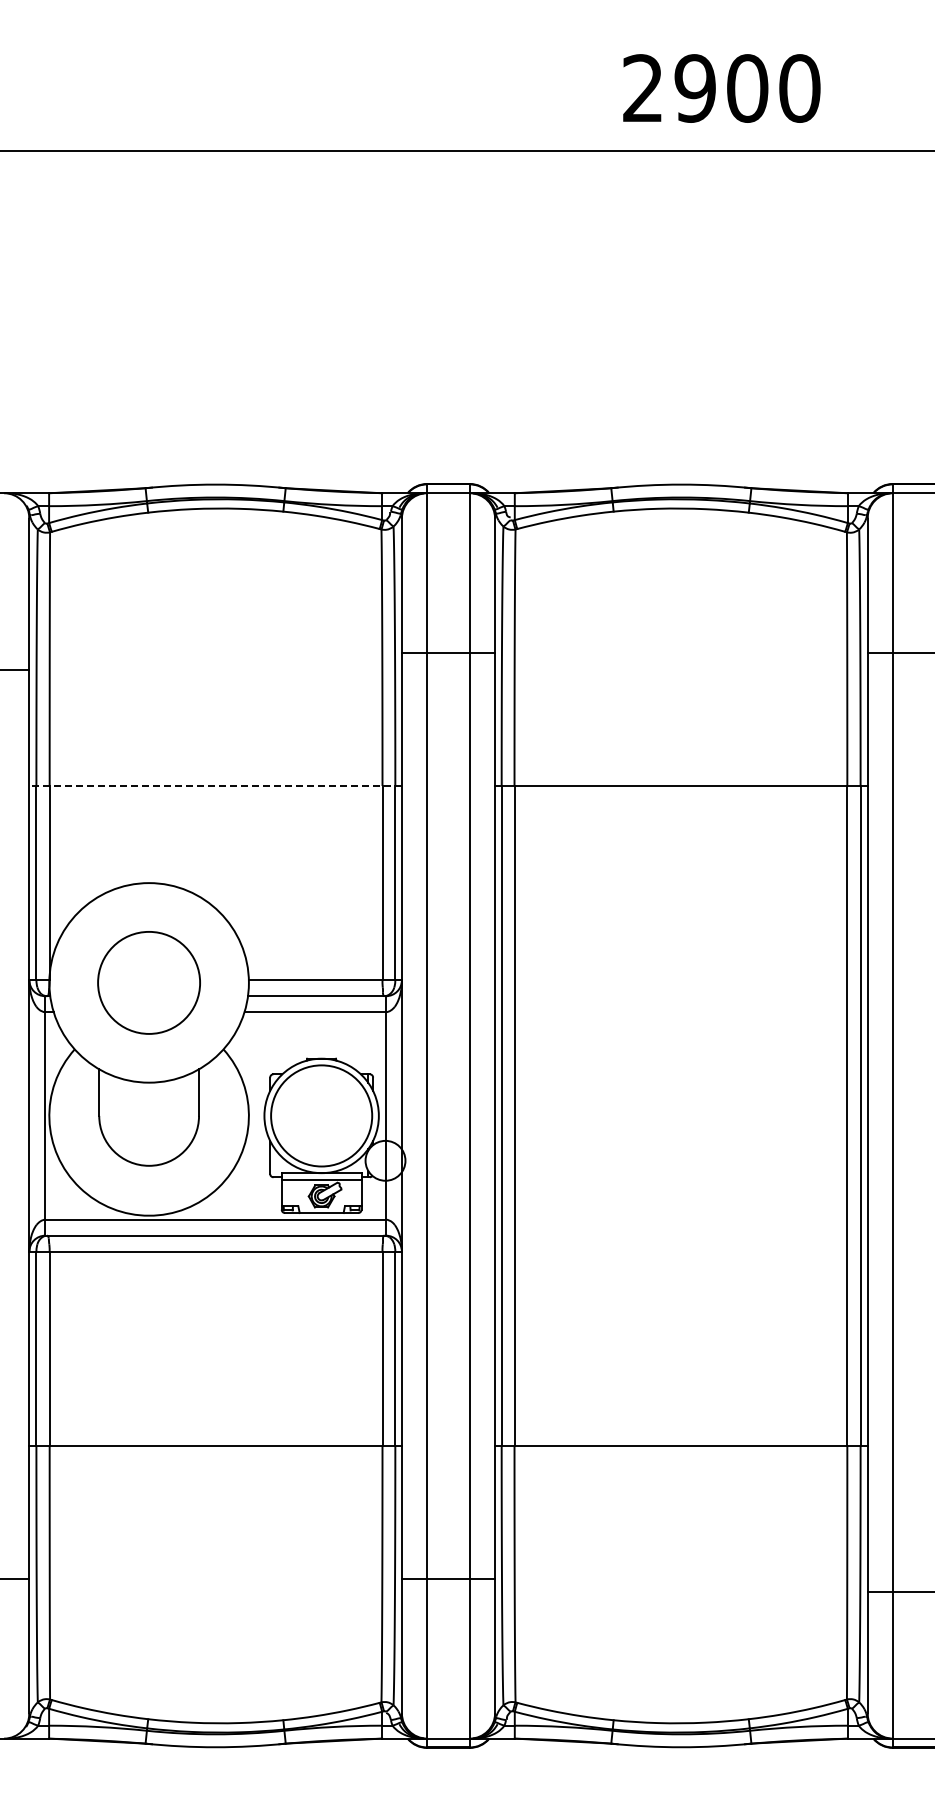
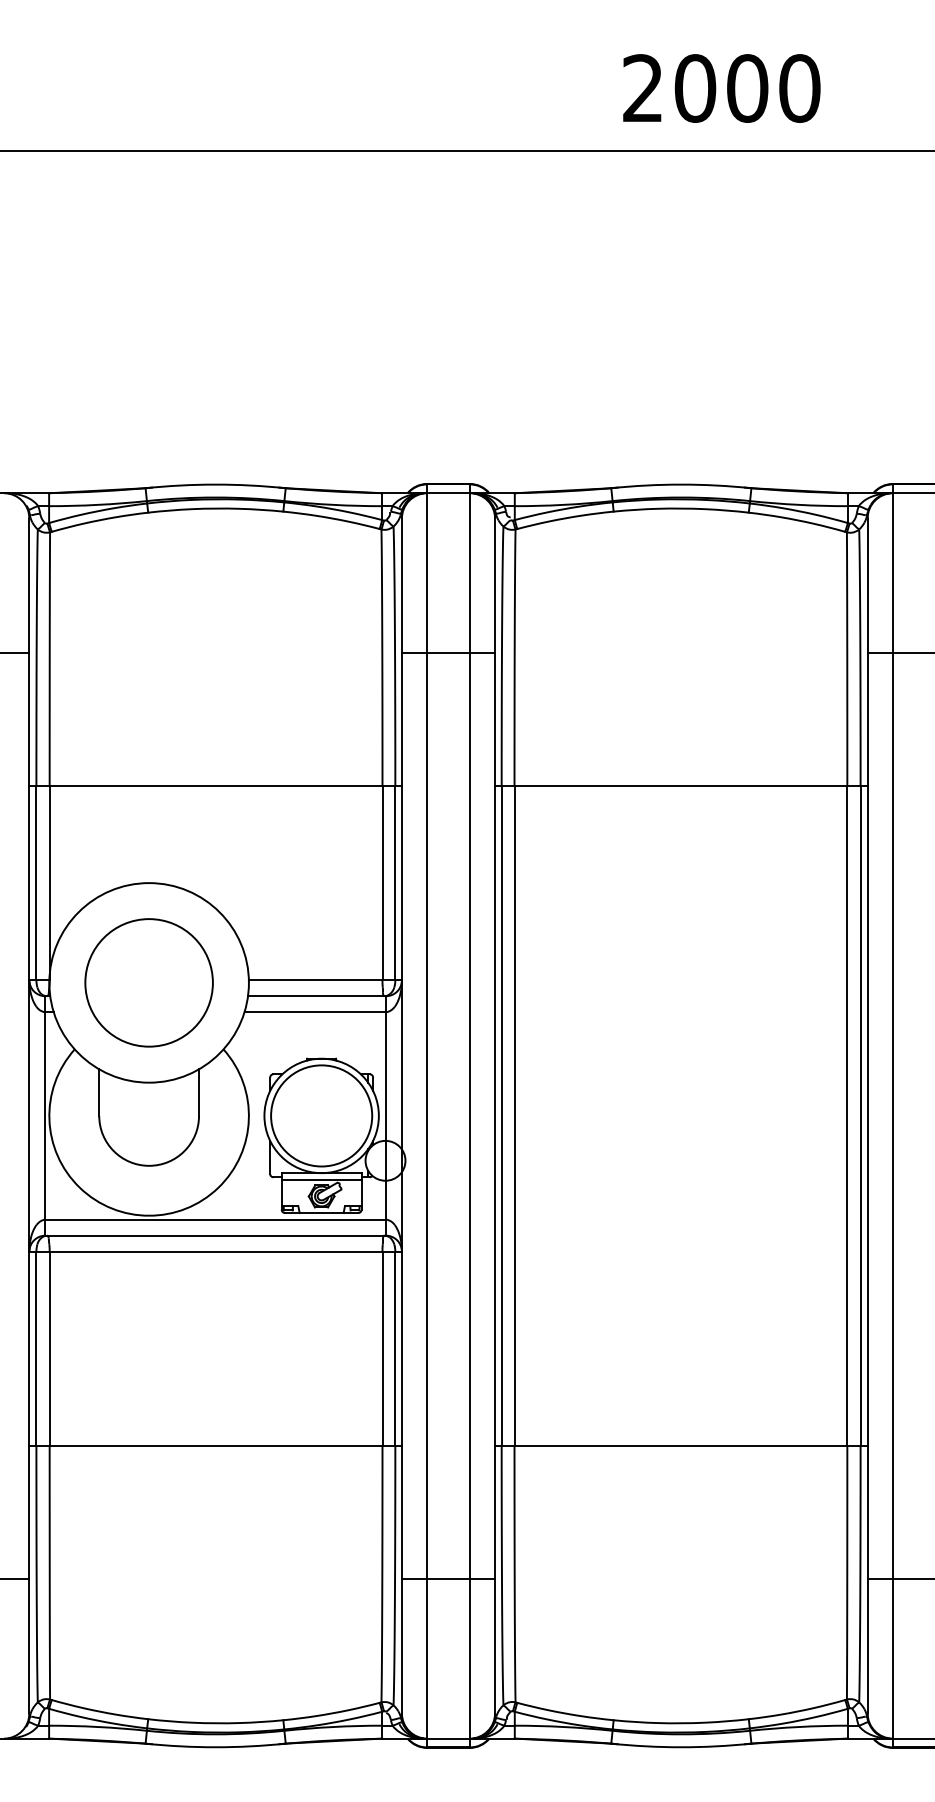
text: 2900 -> 2000 (695, 88)
line position: (15, 669) -> (15, 652) (15, 652)
line: dashed -> solid (215, 785)
circle size: 104x104 px -> 130x130 px (148, 982)
line position: (899, 1591) -> (899, 1578) (899, 1578)
